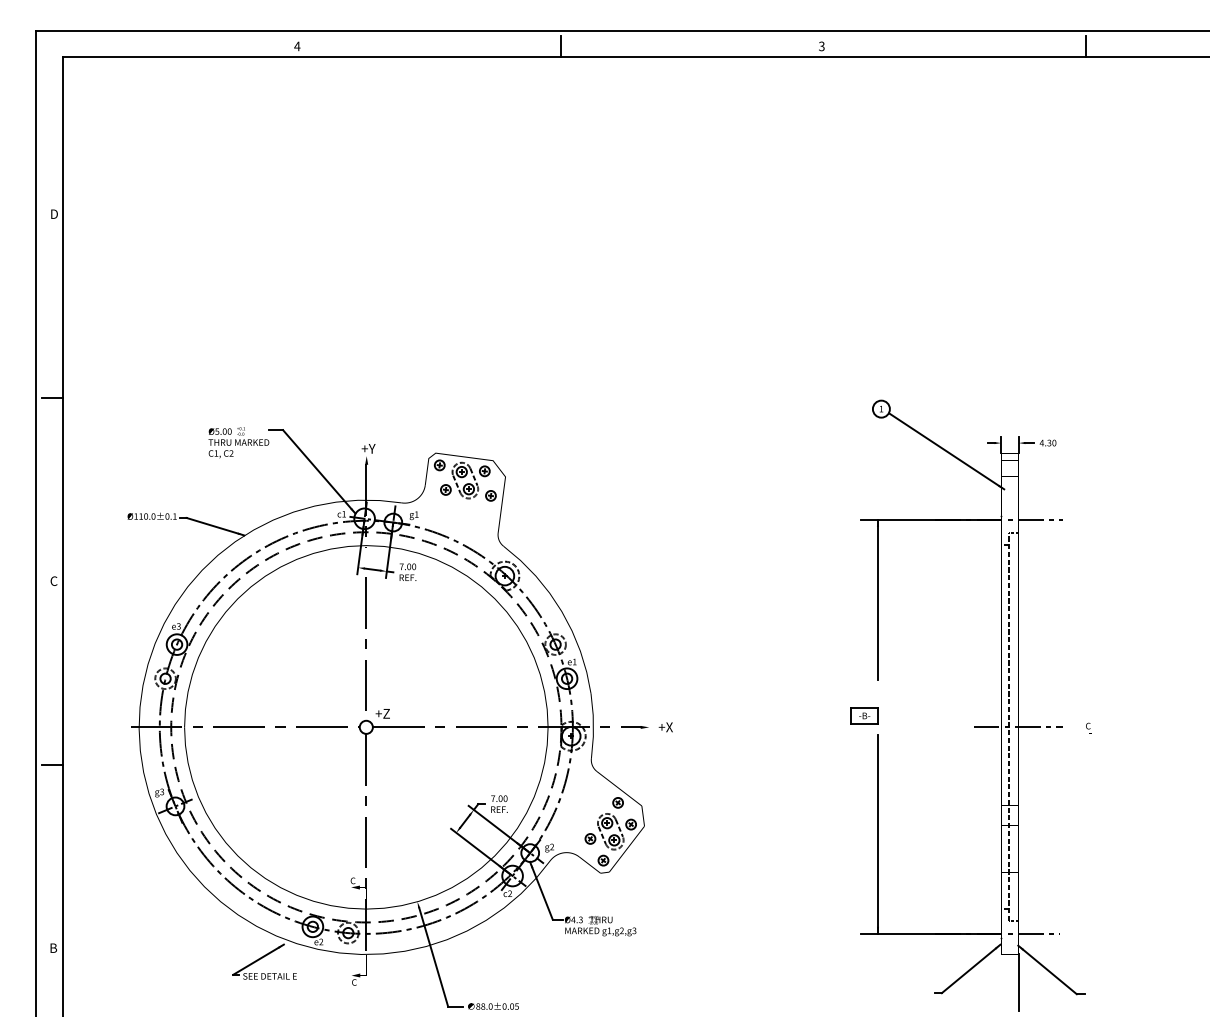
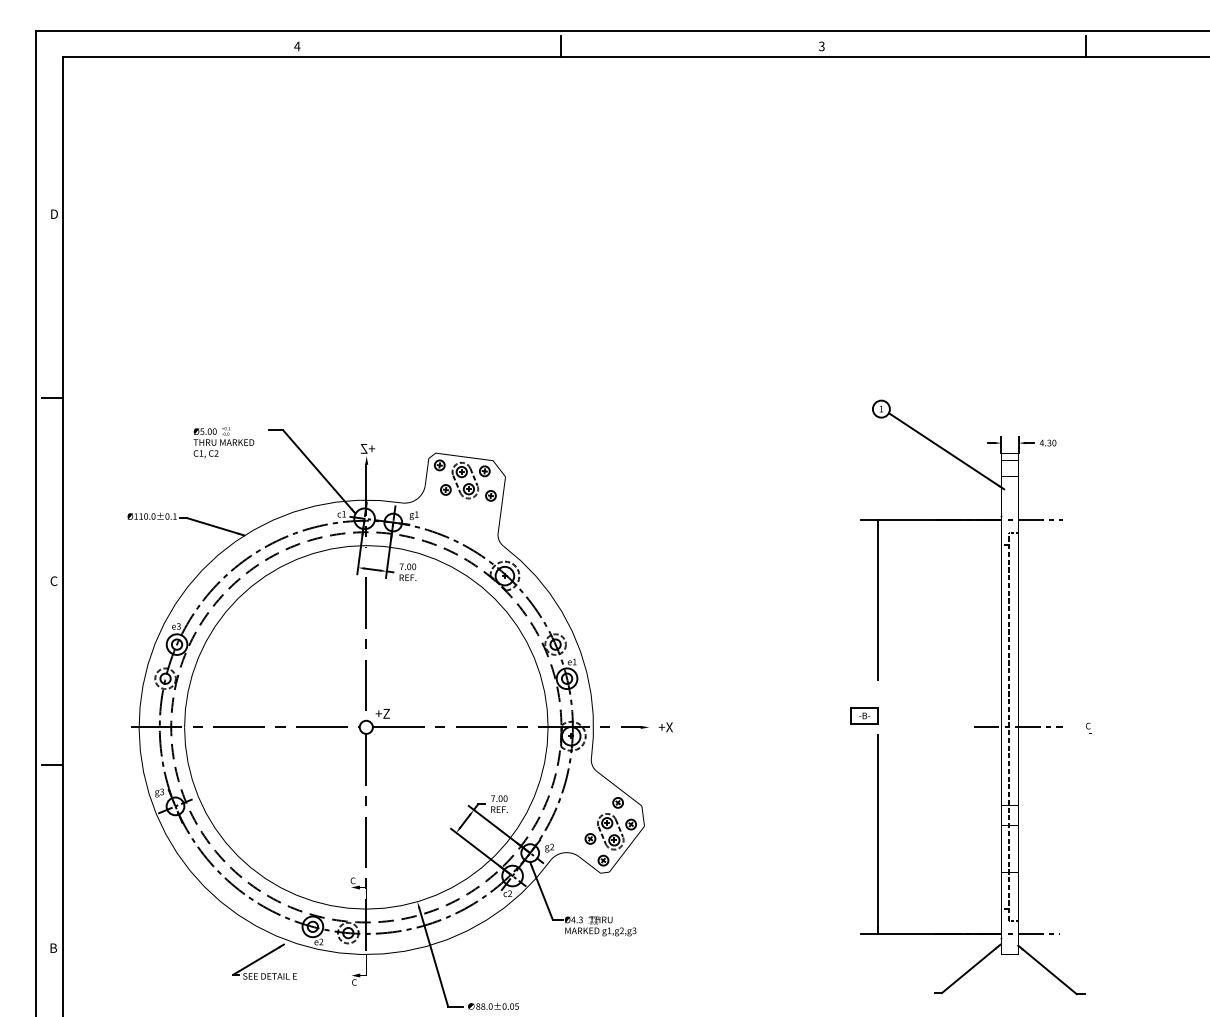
text position: (238, 442) -> (223, 442) (223, 442)
text: Y+ -> +Z (367, 448)
line: present -> none (1018, 982)
